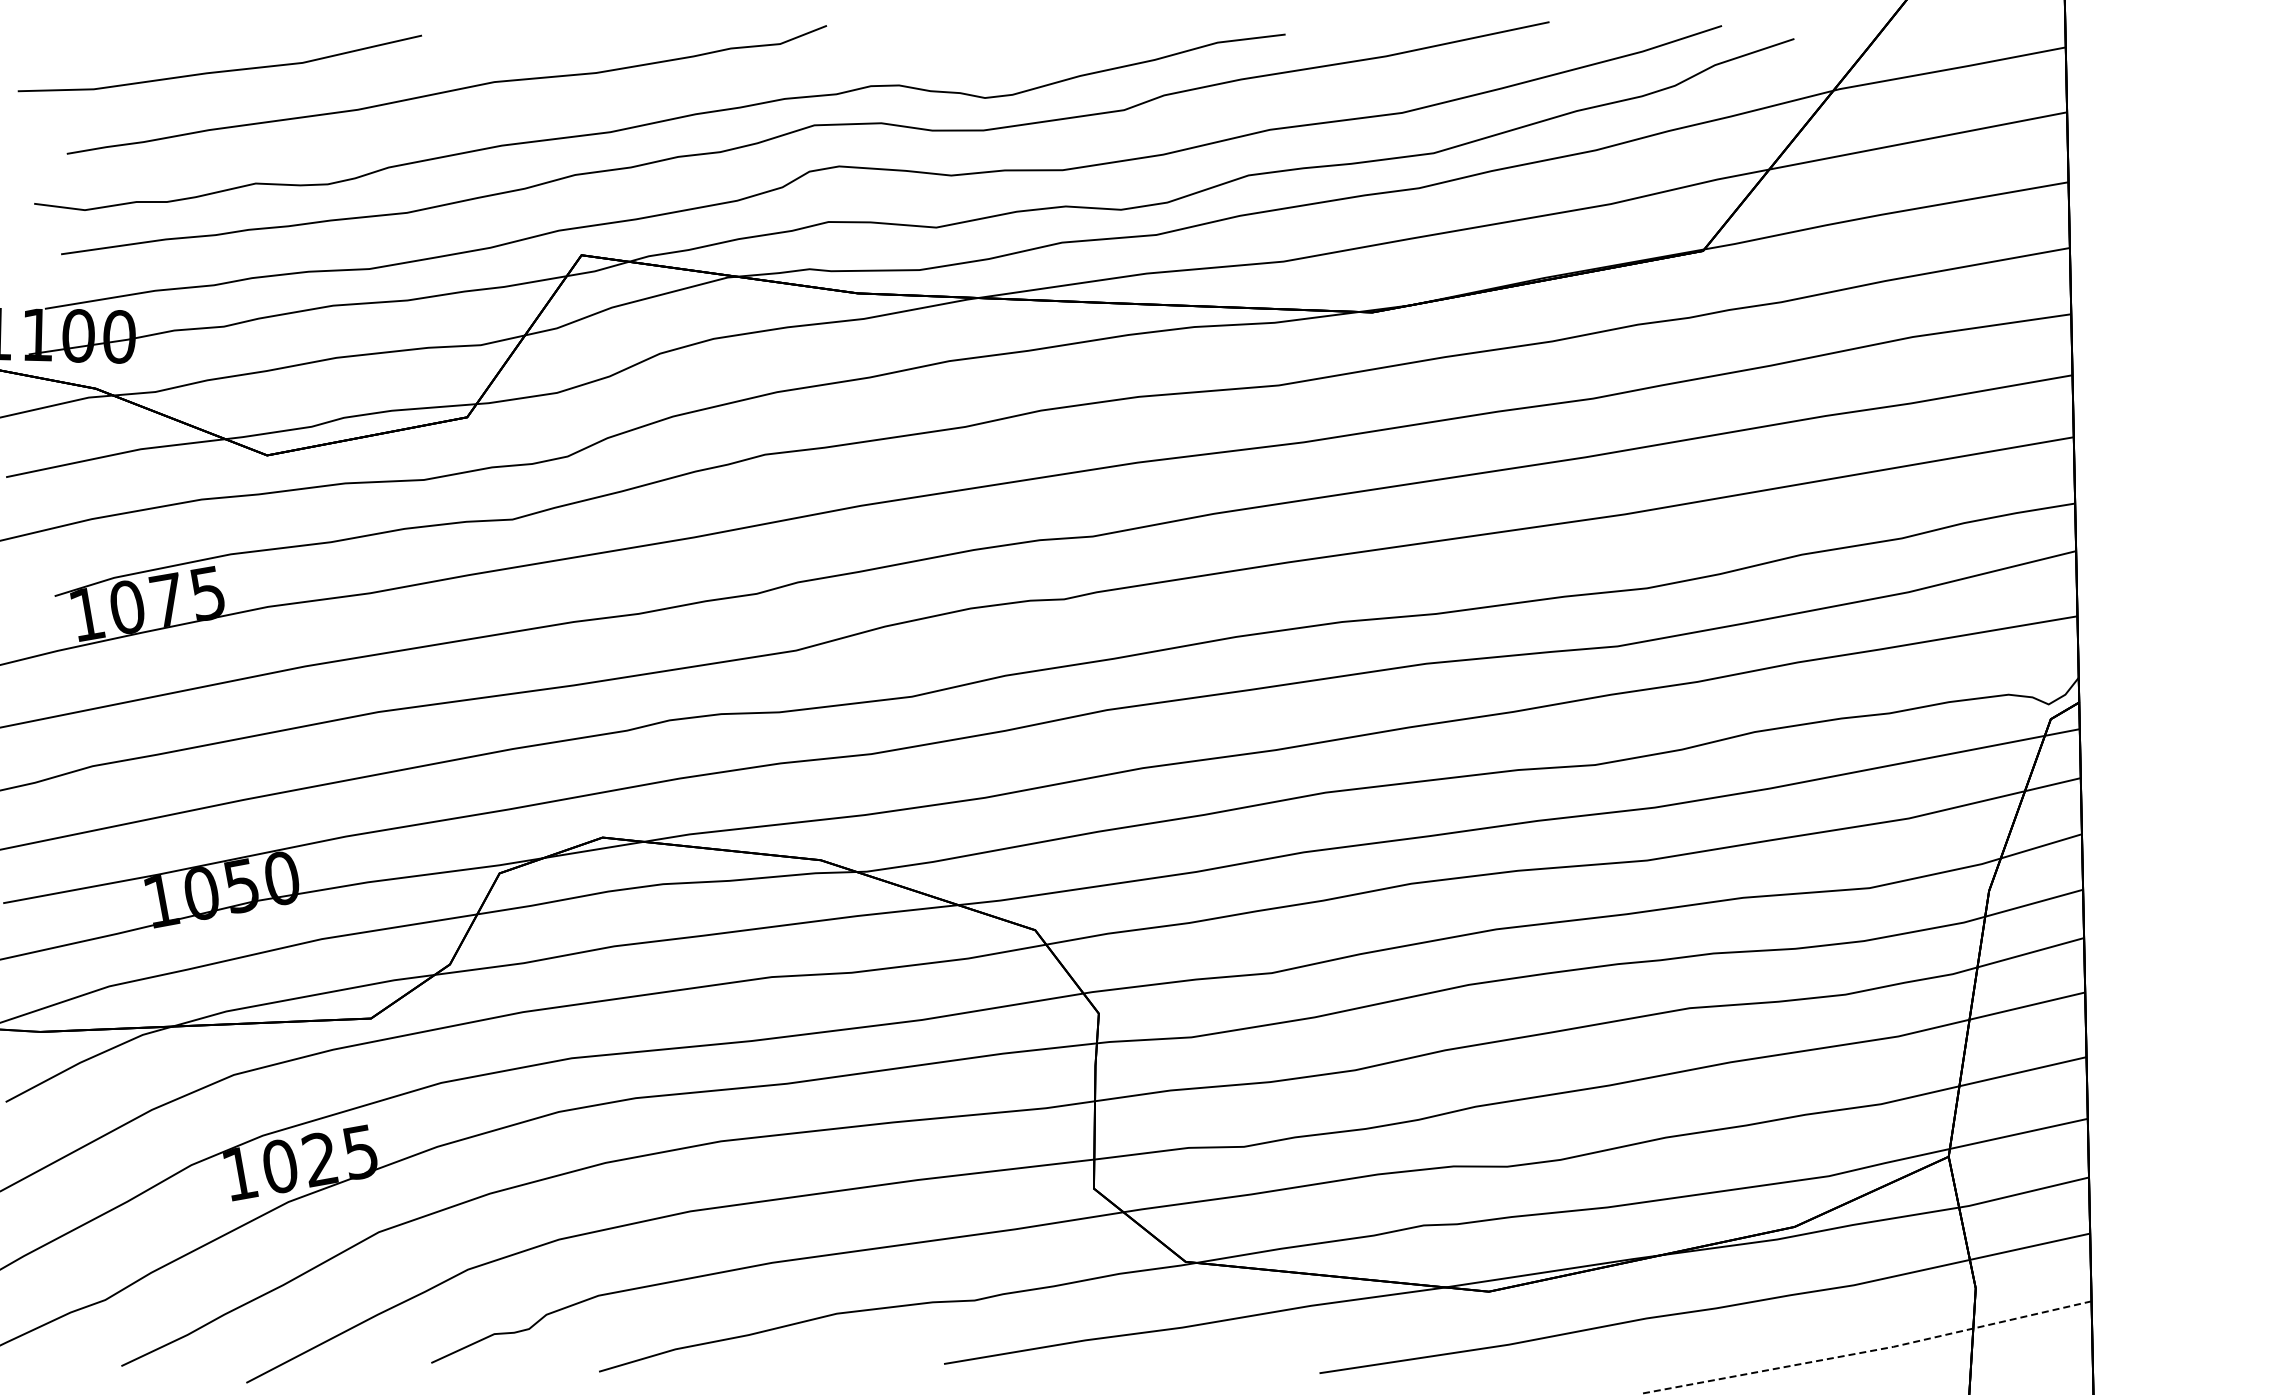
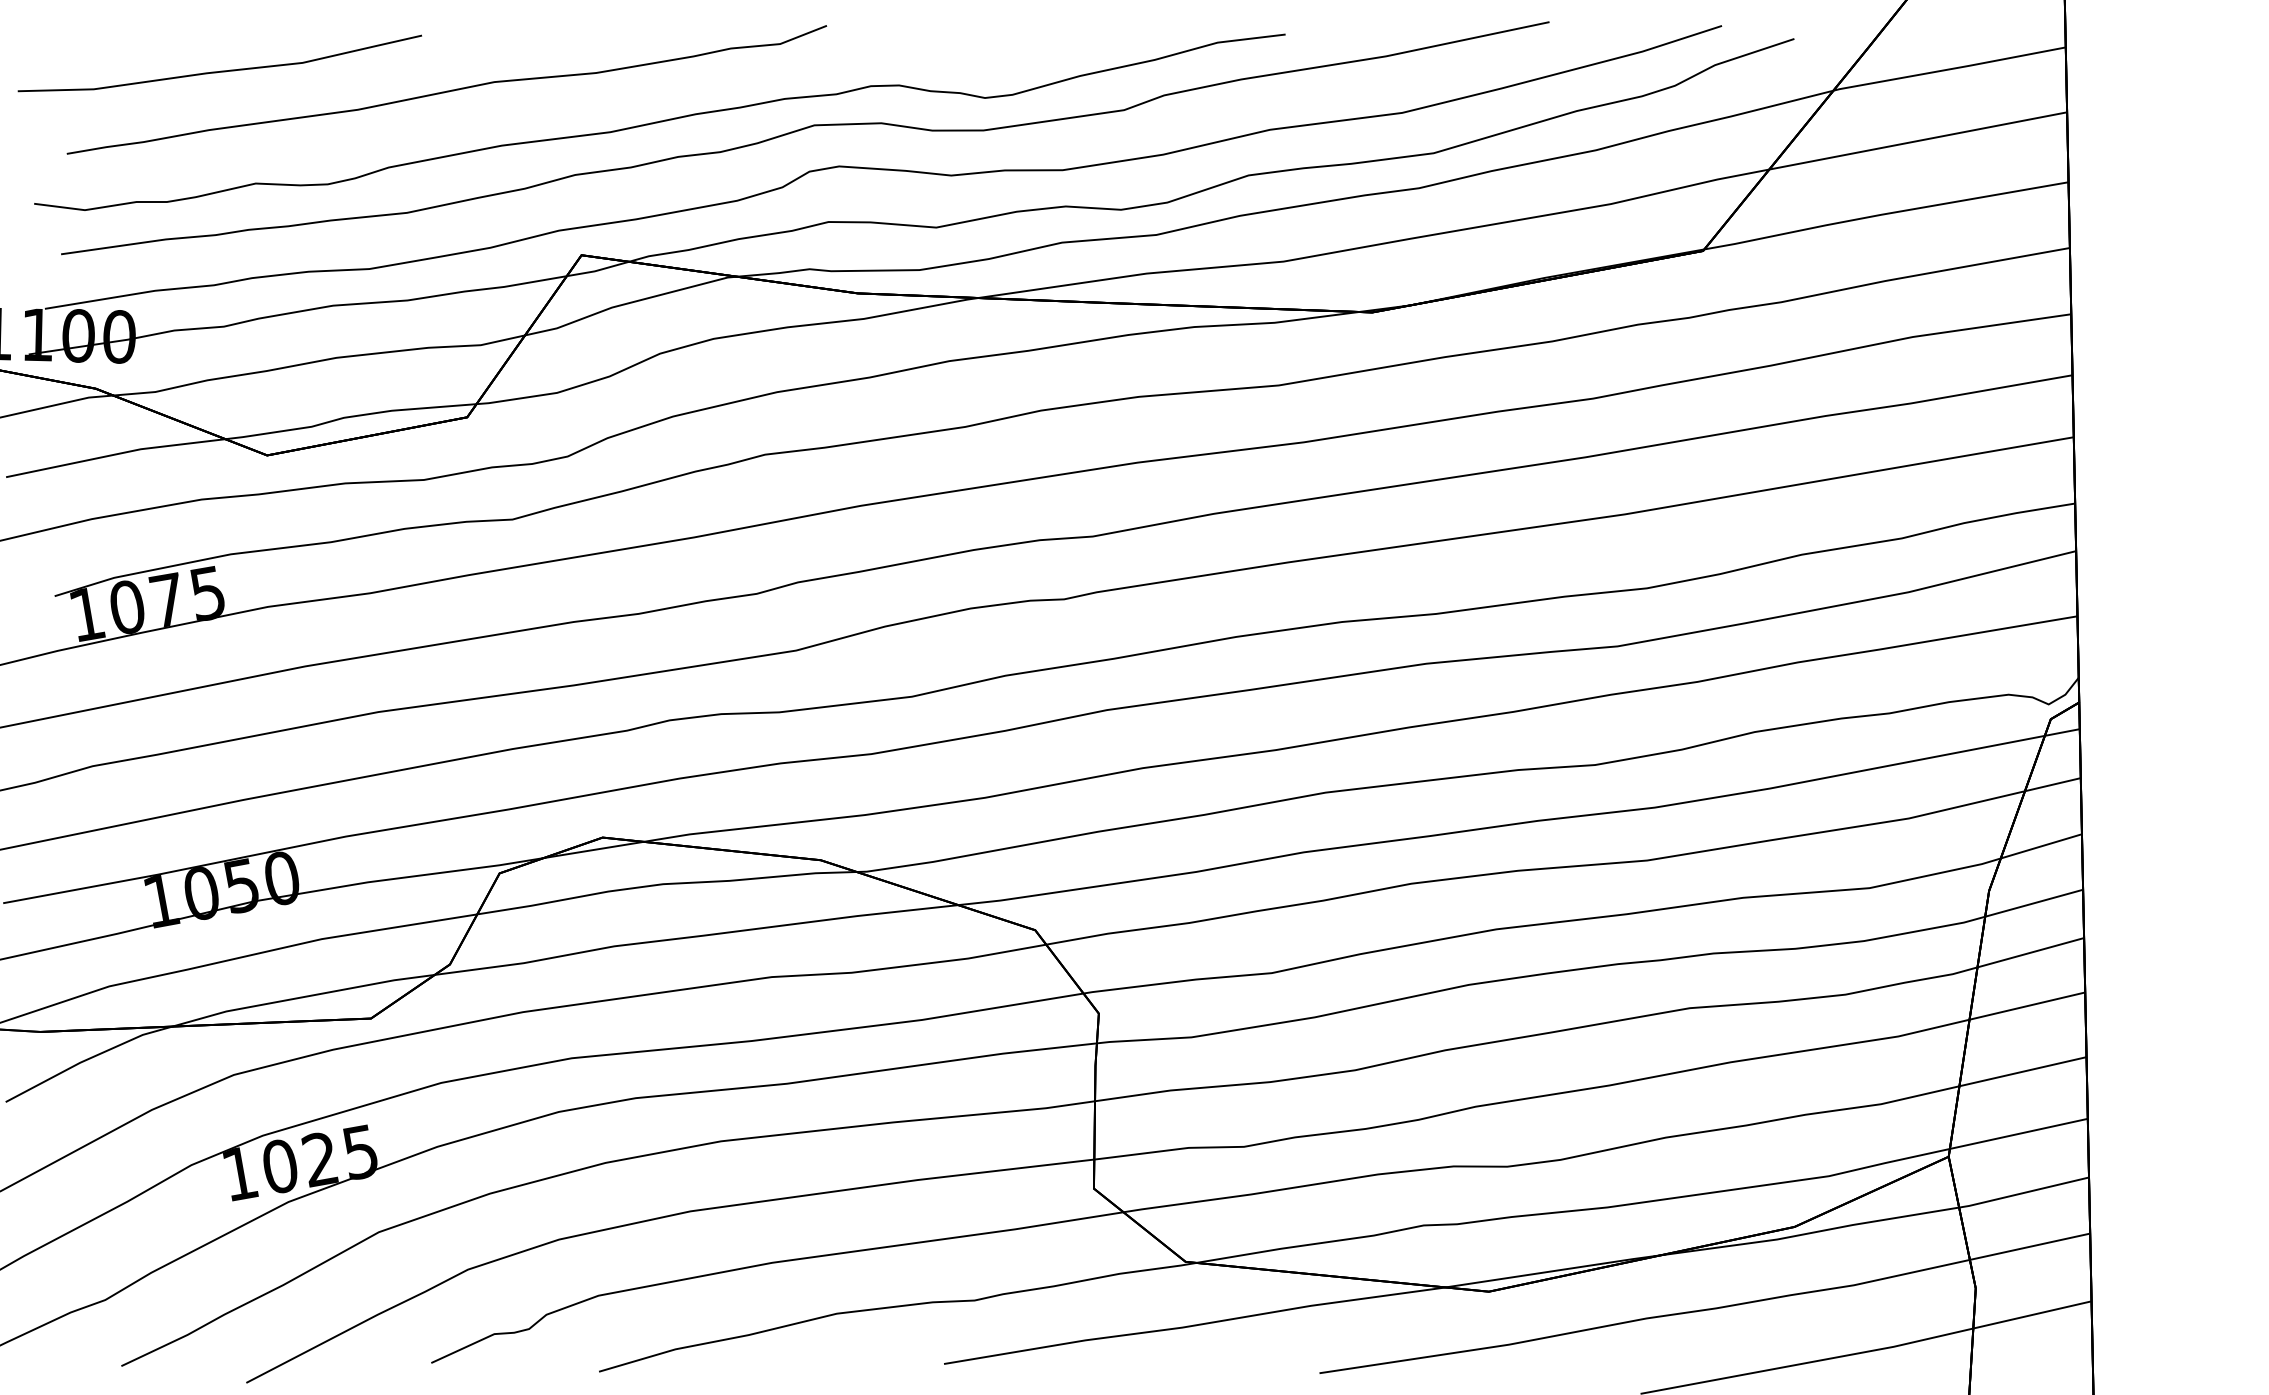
line: dashed -> solid (1867, 1351)
